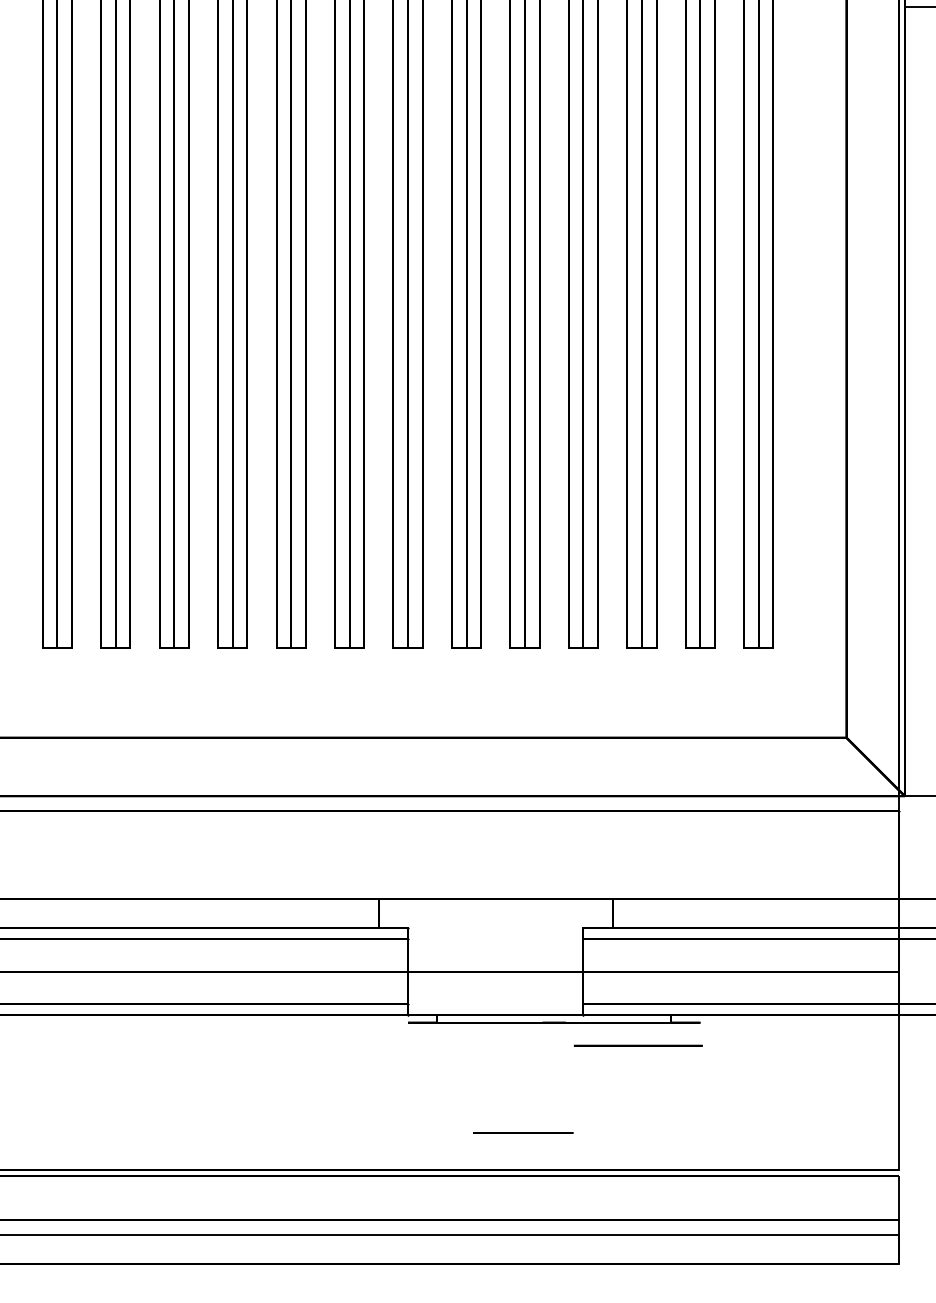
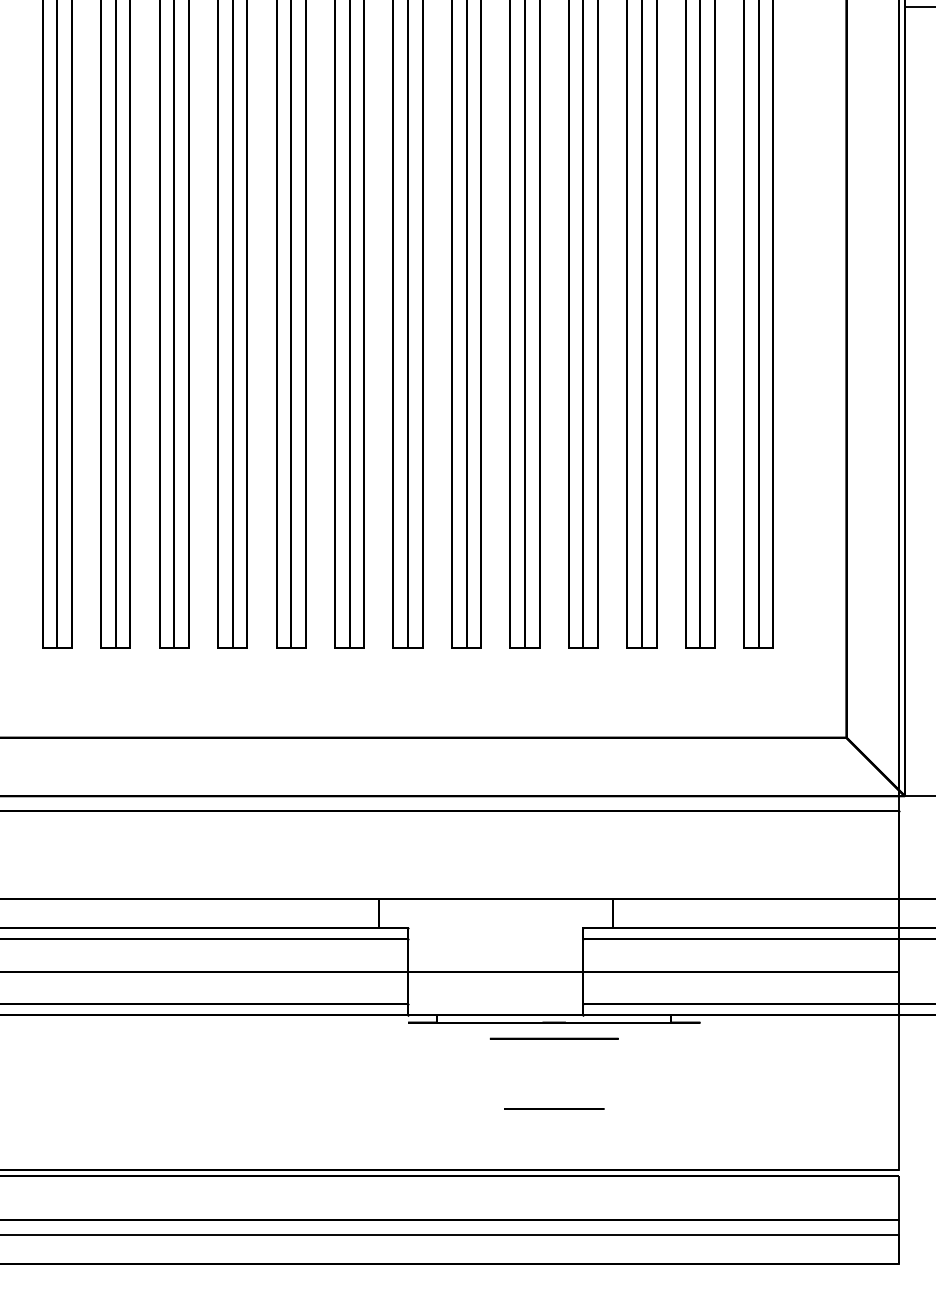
circle position: (637, 1045) -> (553, 1038) (553, 1038)
line position: (523, 1132) -> (554, 1108) (554, 1108)
